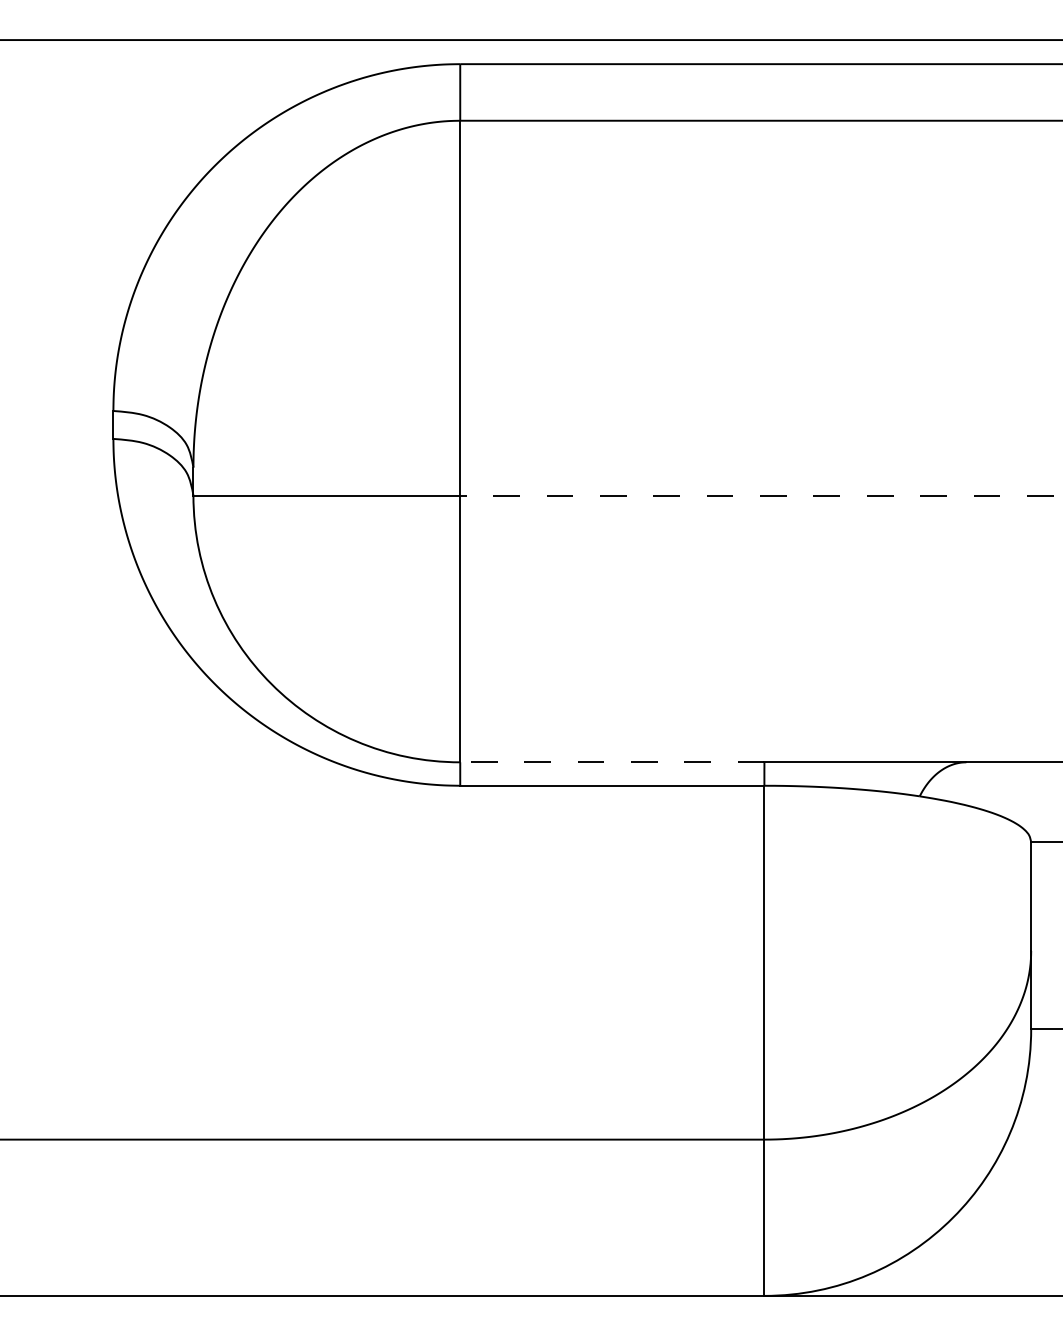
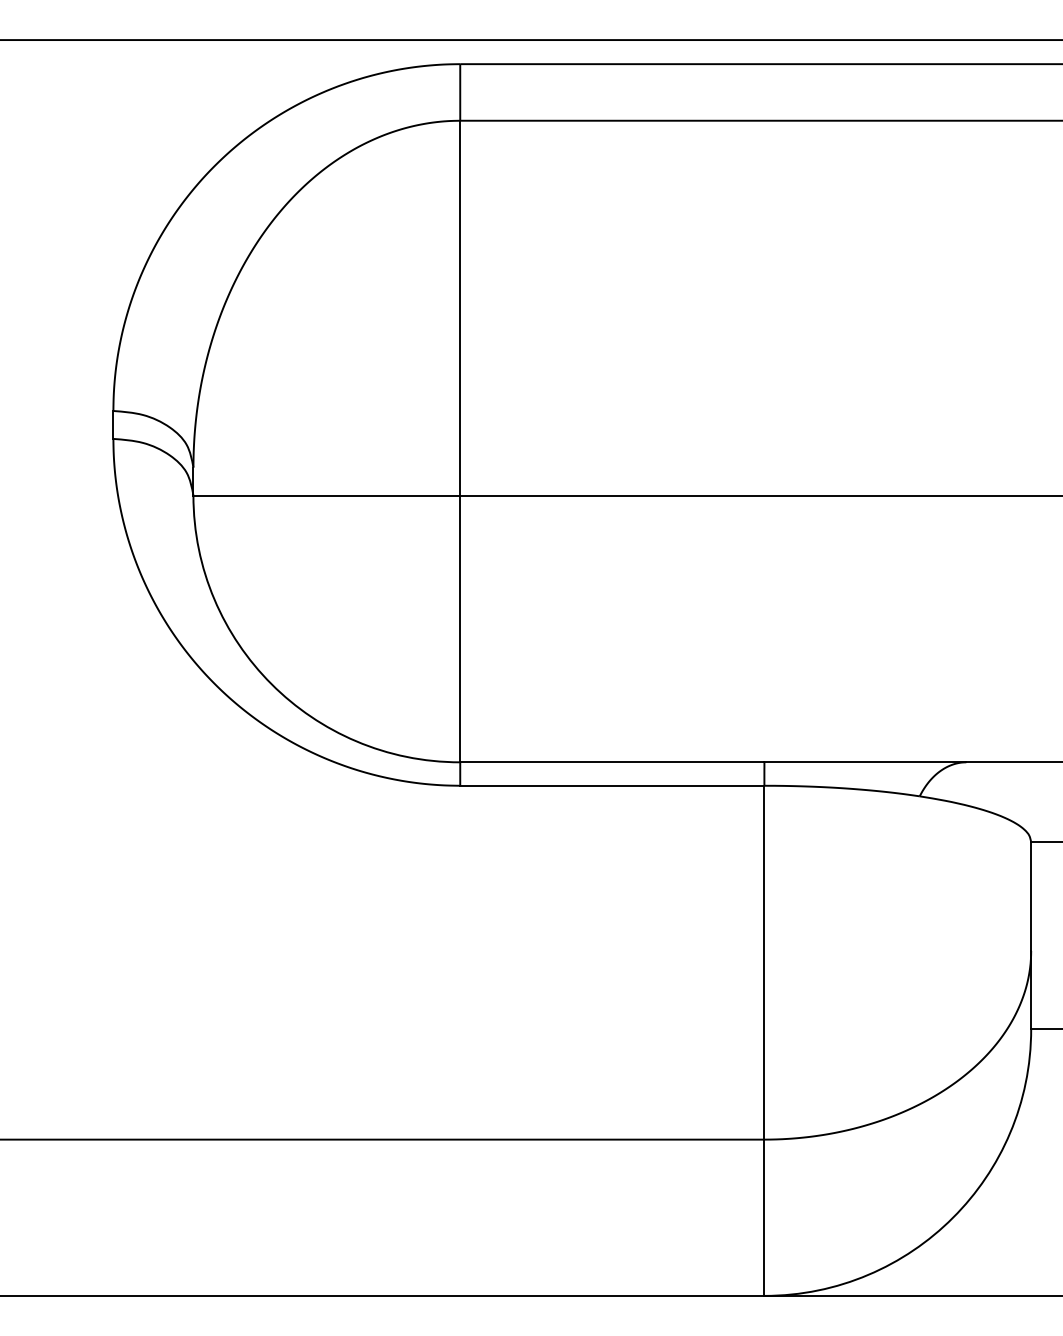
line: dashed -> solid (761, 495)
line: dashed -> solid (611, 762)
